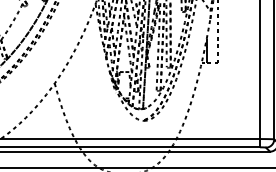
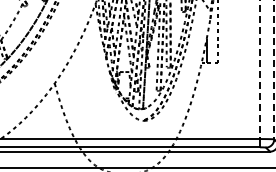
line: solid -> dashed (260, 70)
line: solid -> dashed (274, 70)
